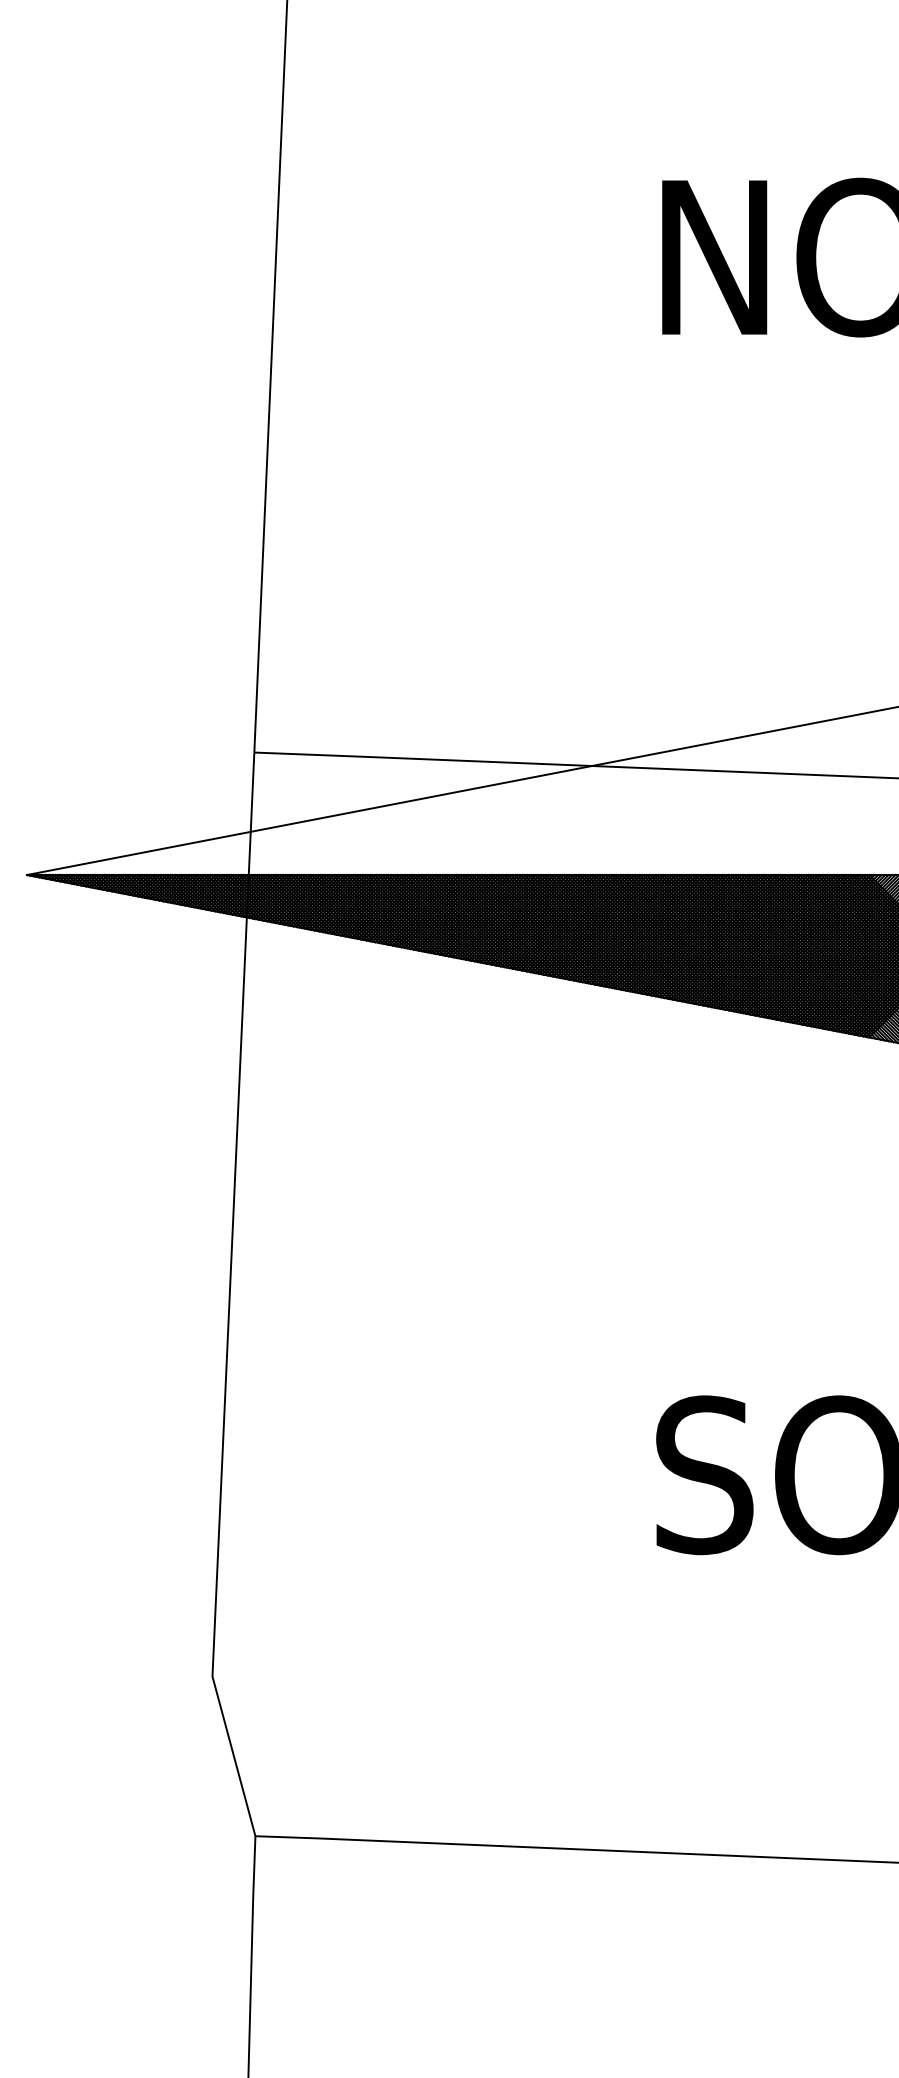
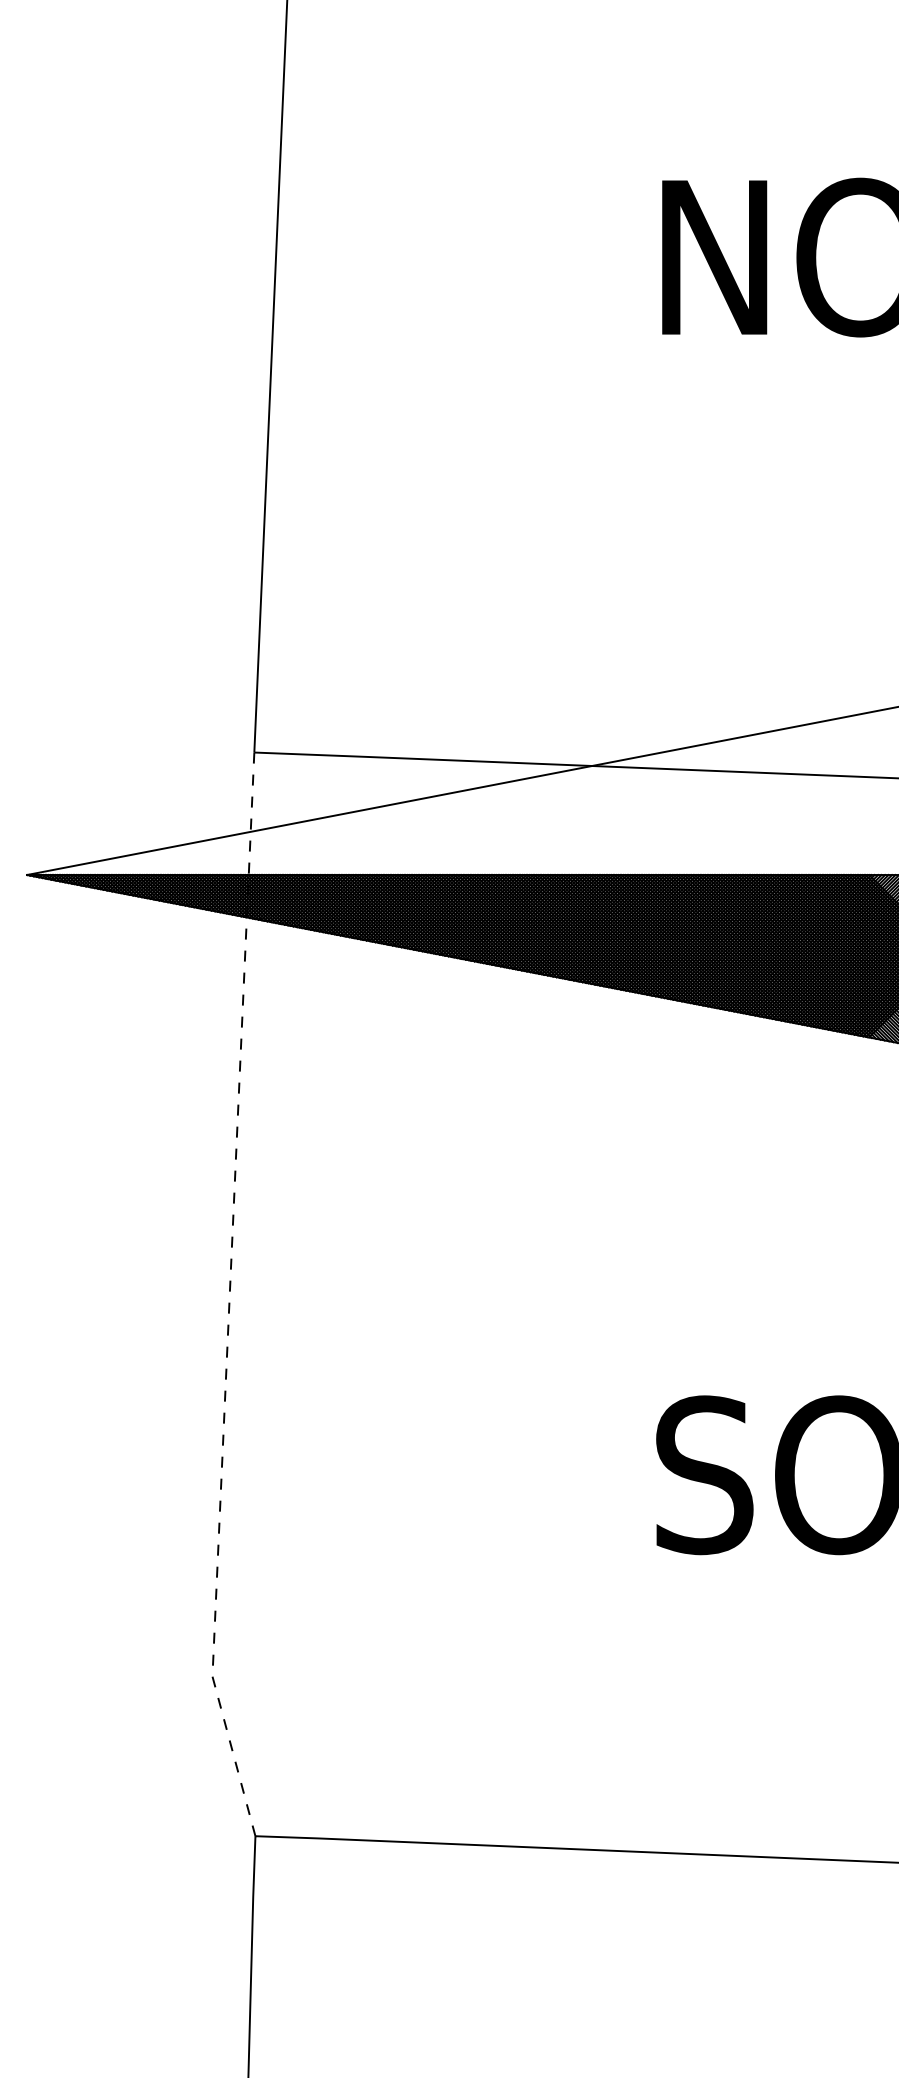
line: solid -> dashed (229, 1297)
